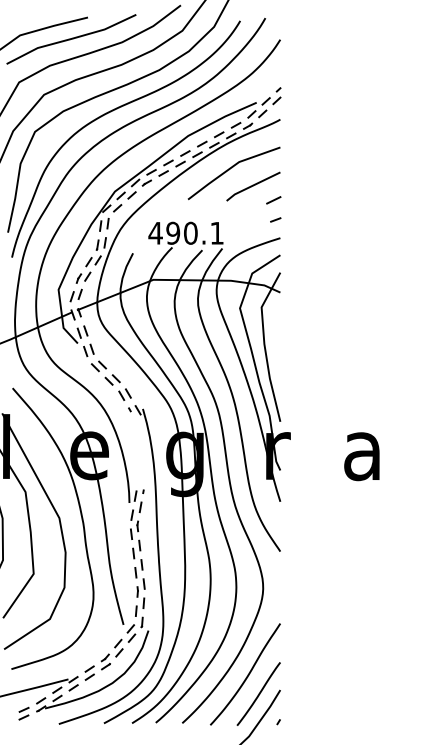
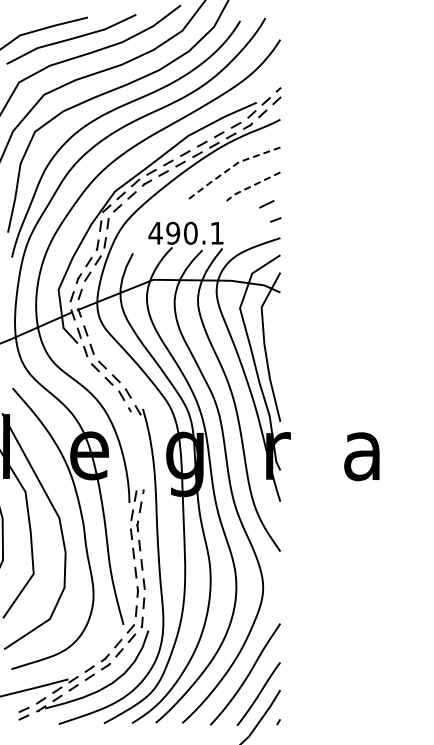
line: solid -> dashed (231, 167)
line: solid -> dashed (251, 186)
line position: (273, 200) -> (266, 204) (266, 204)
